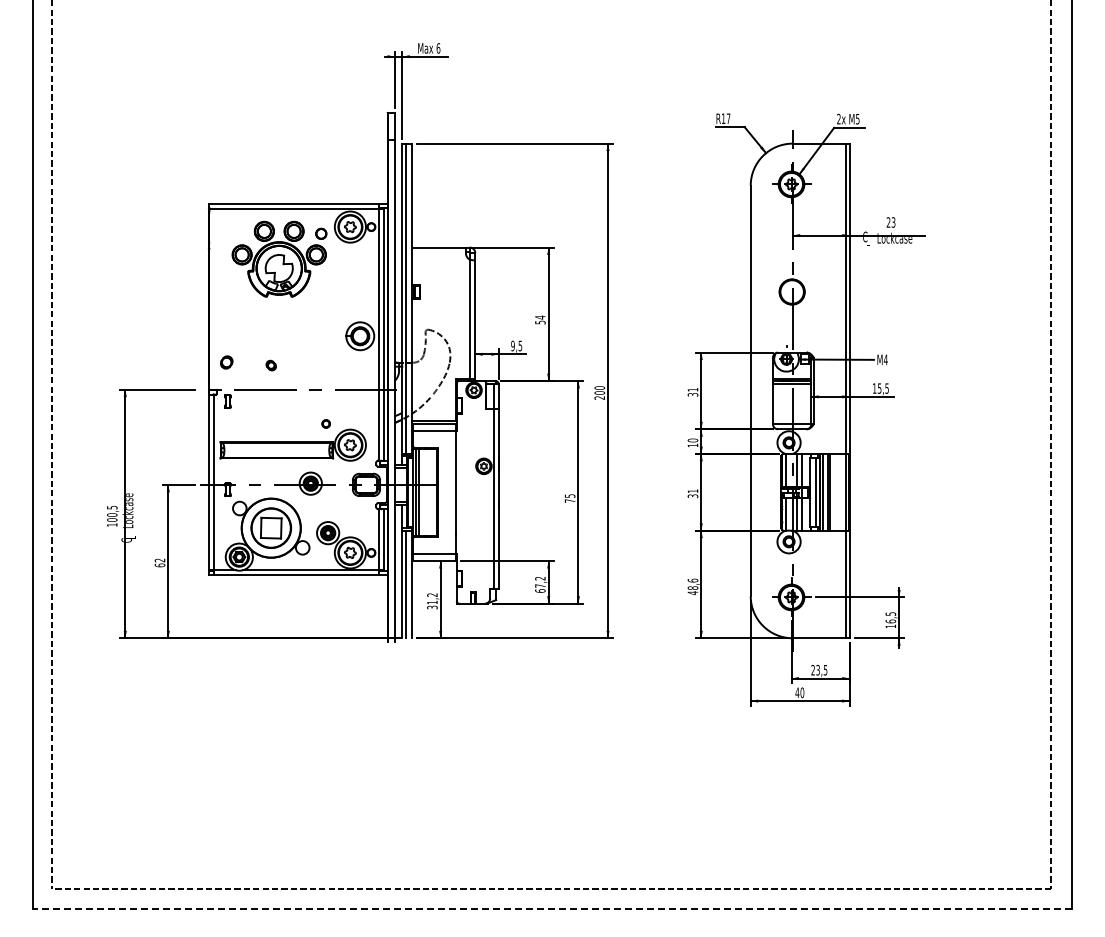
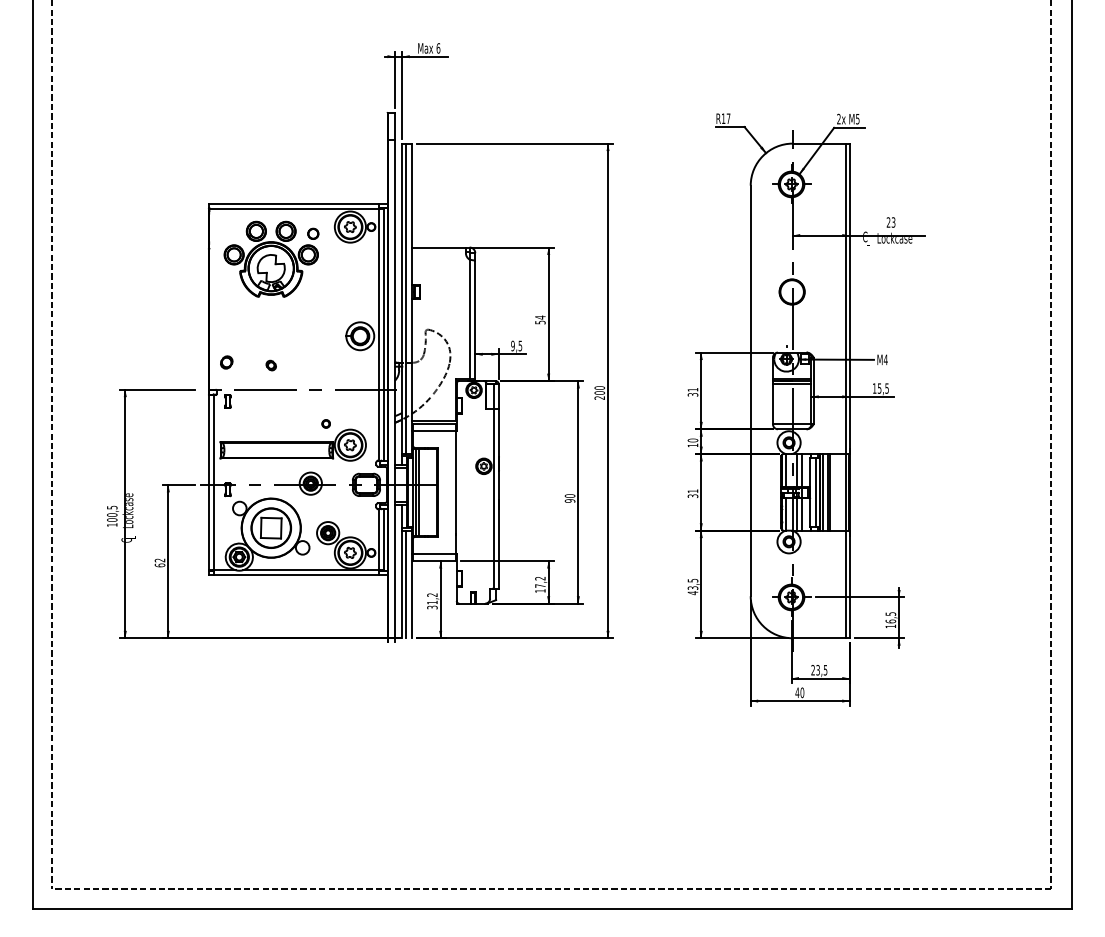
part position: (279, 258) -> (271, 258) (271, 258)
text: 75 -> 90 (569, 498)
text: 48,6 -> 43,5 (692, 583)
text: 67,2 -> 17,2 (540, 590)
line: dashed -> solid (552, 908)
